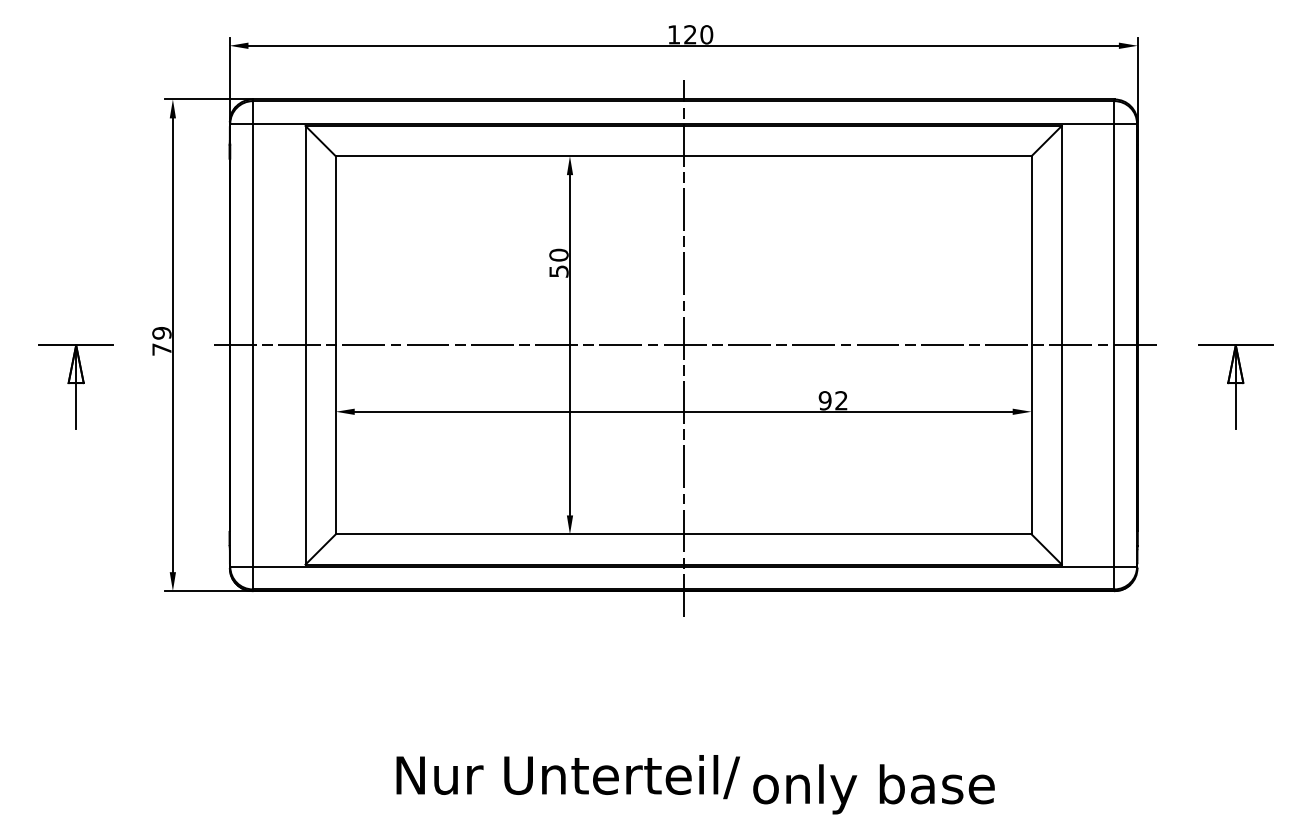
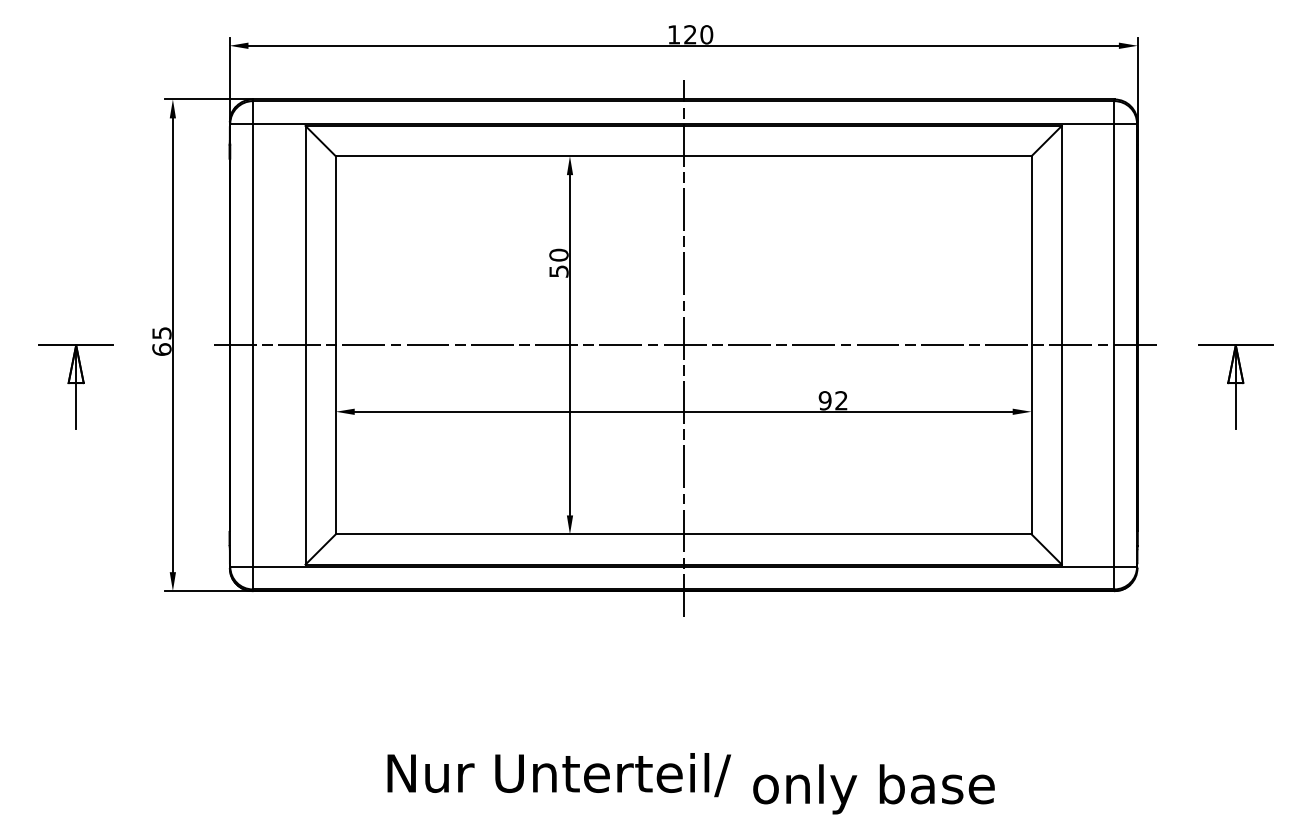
text: 79 -> 65 (161, 341)
text position: (567, 777) -> (558, 775) (558, 775)
